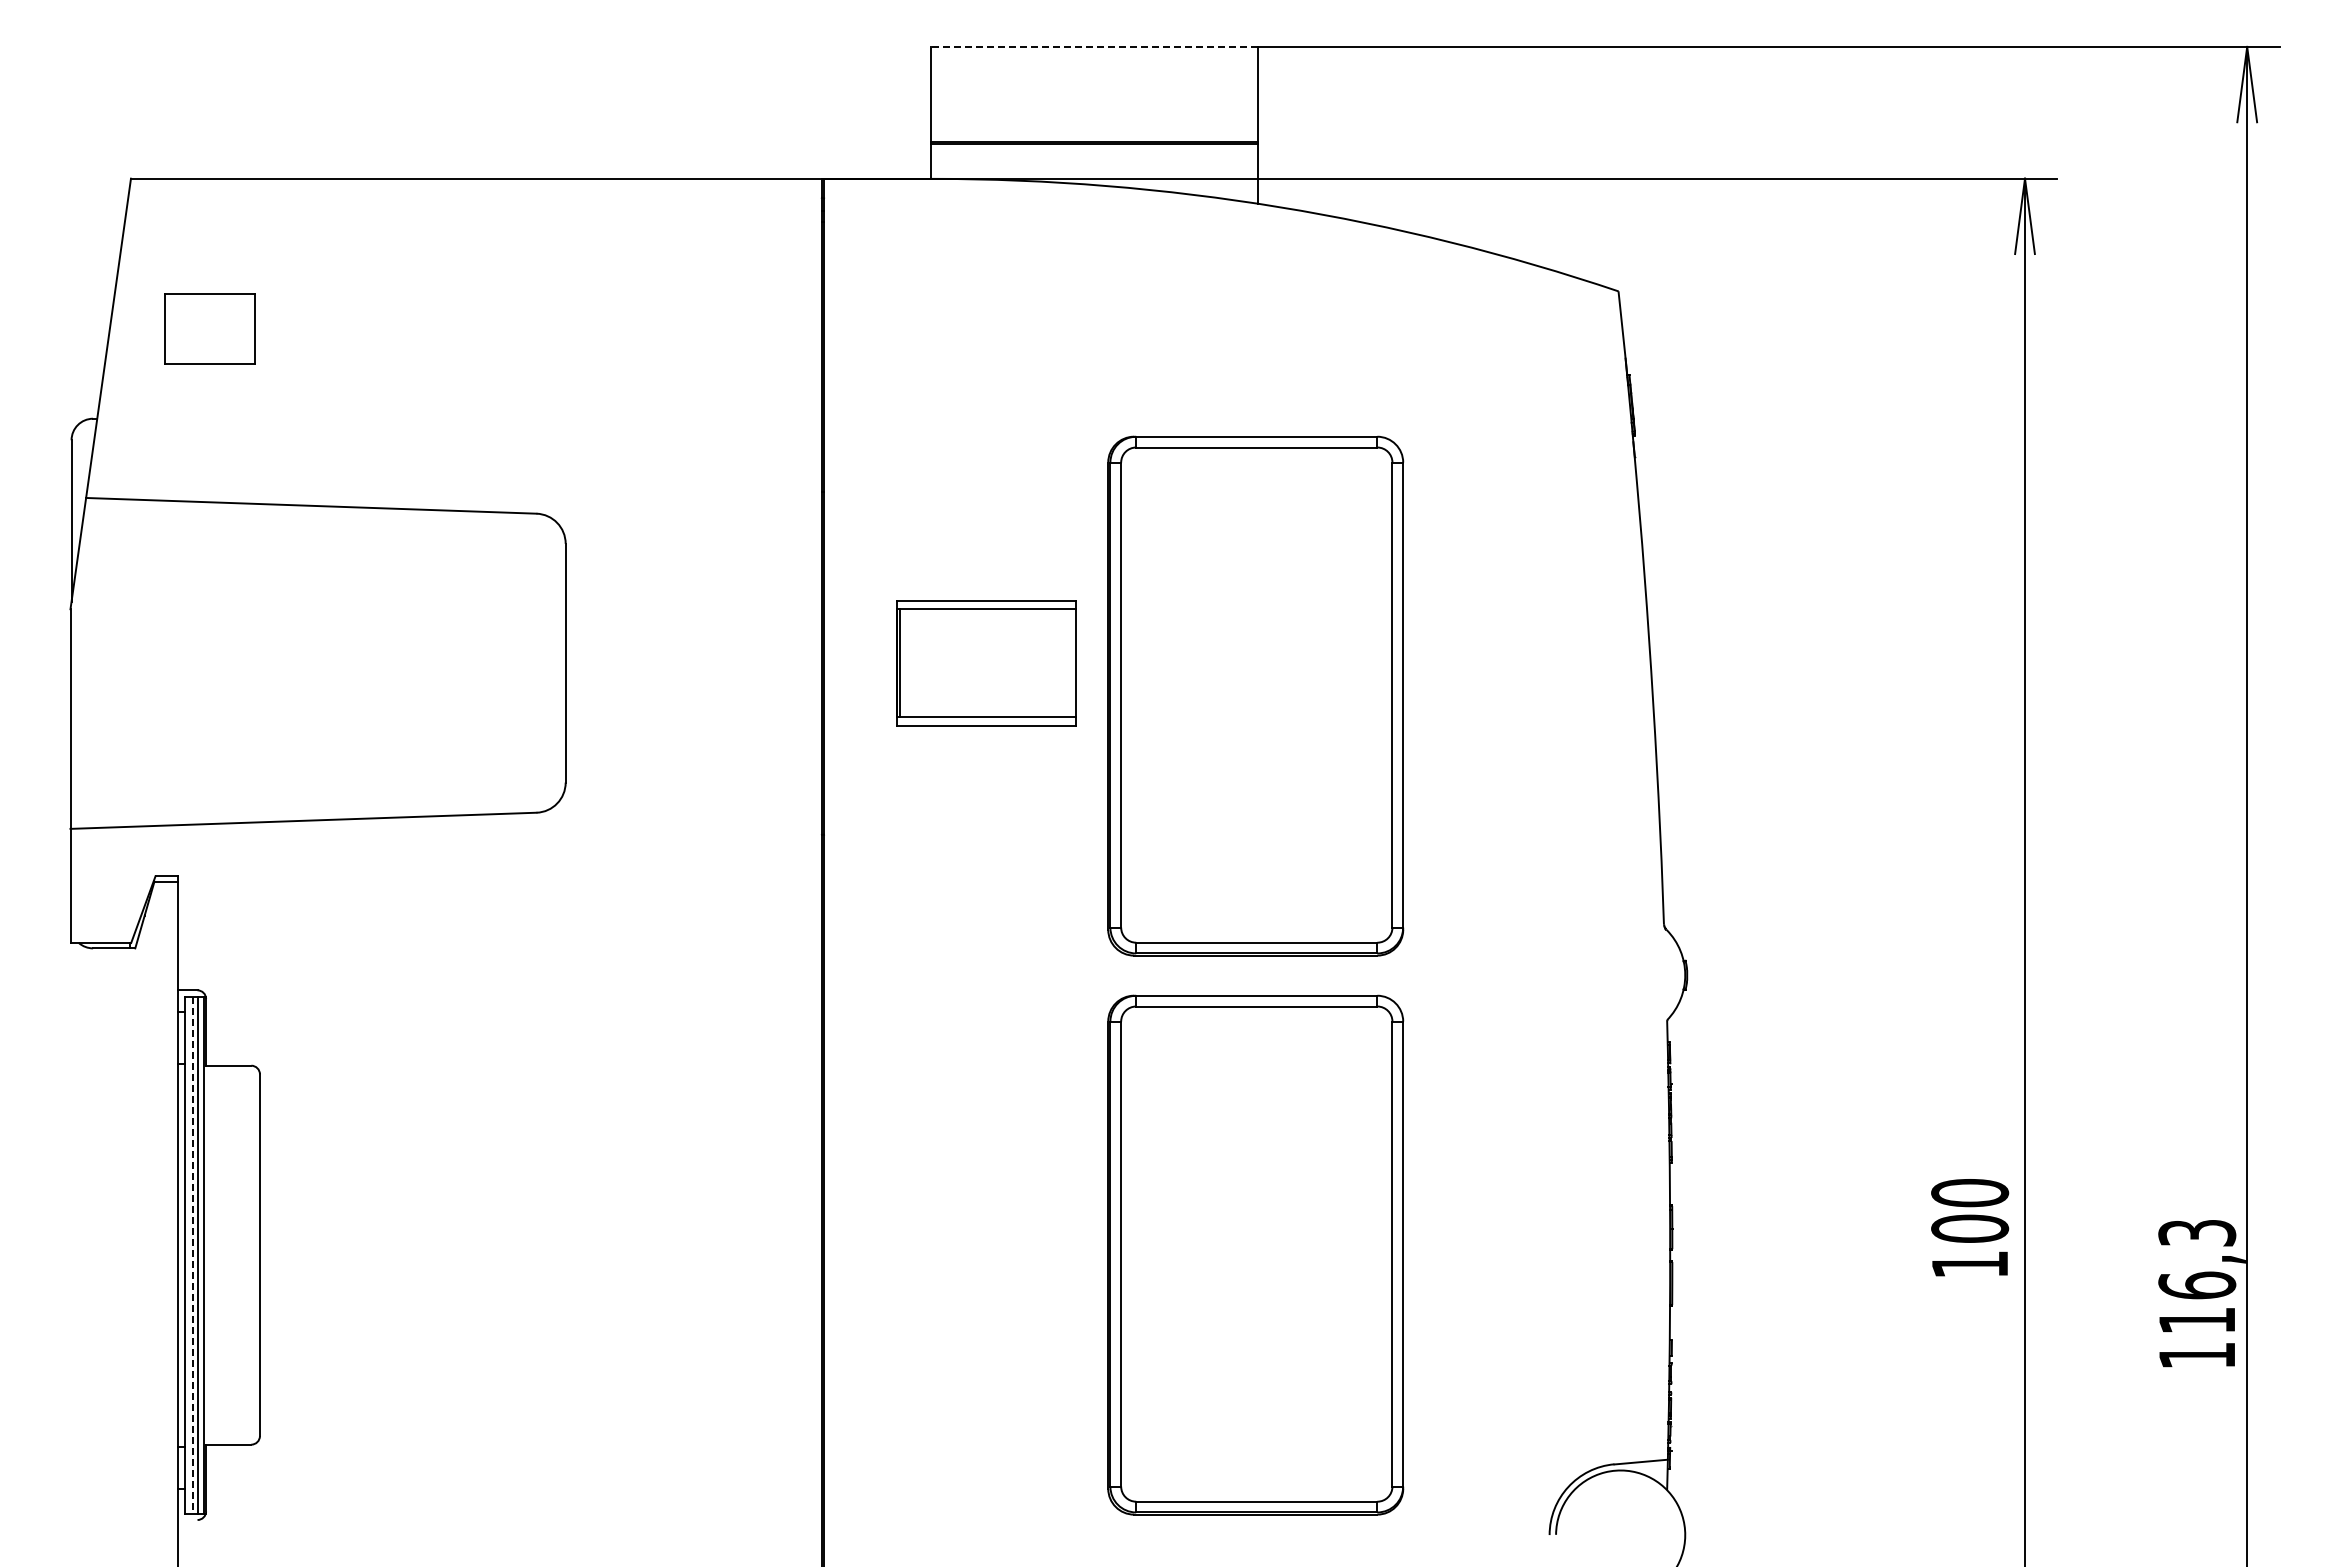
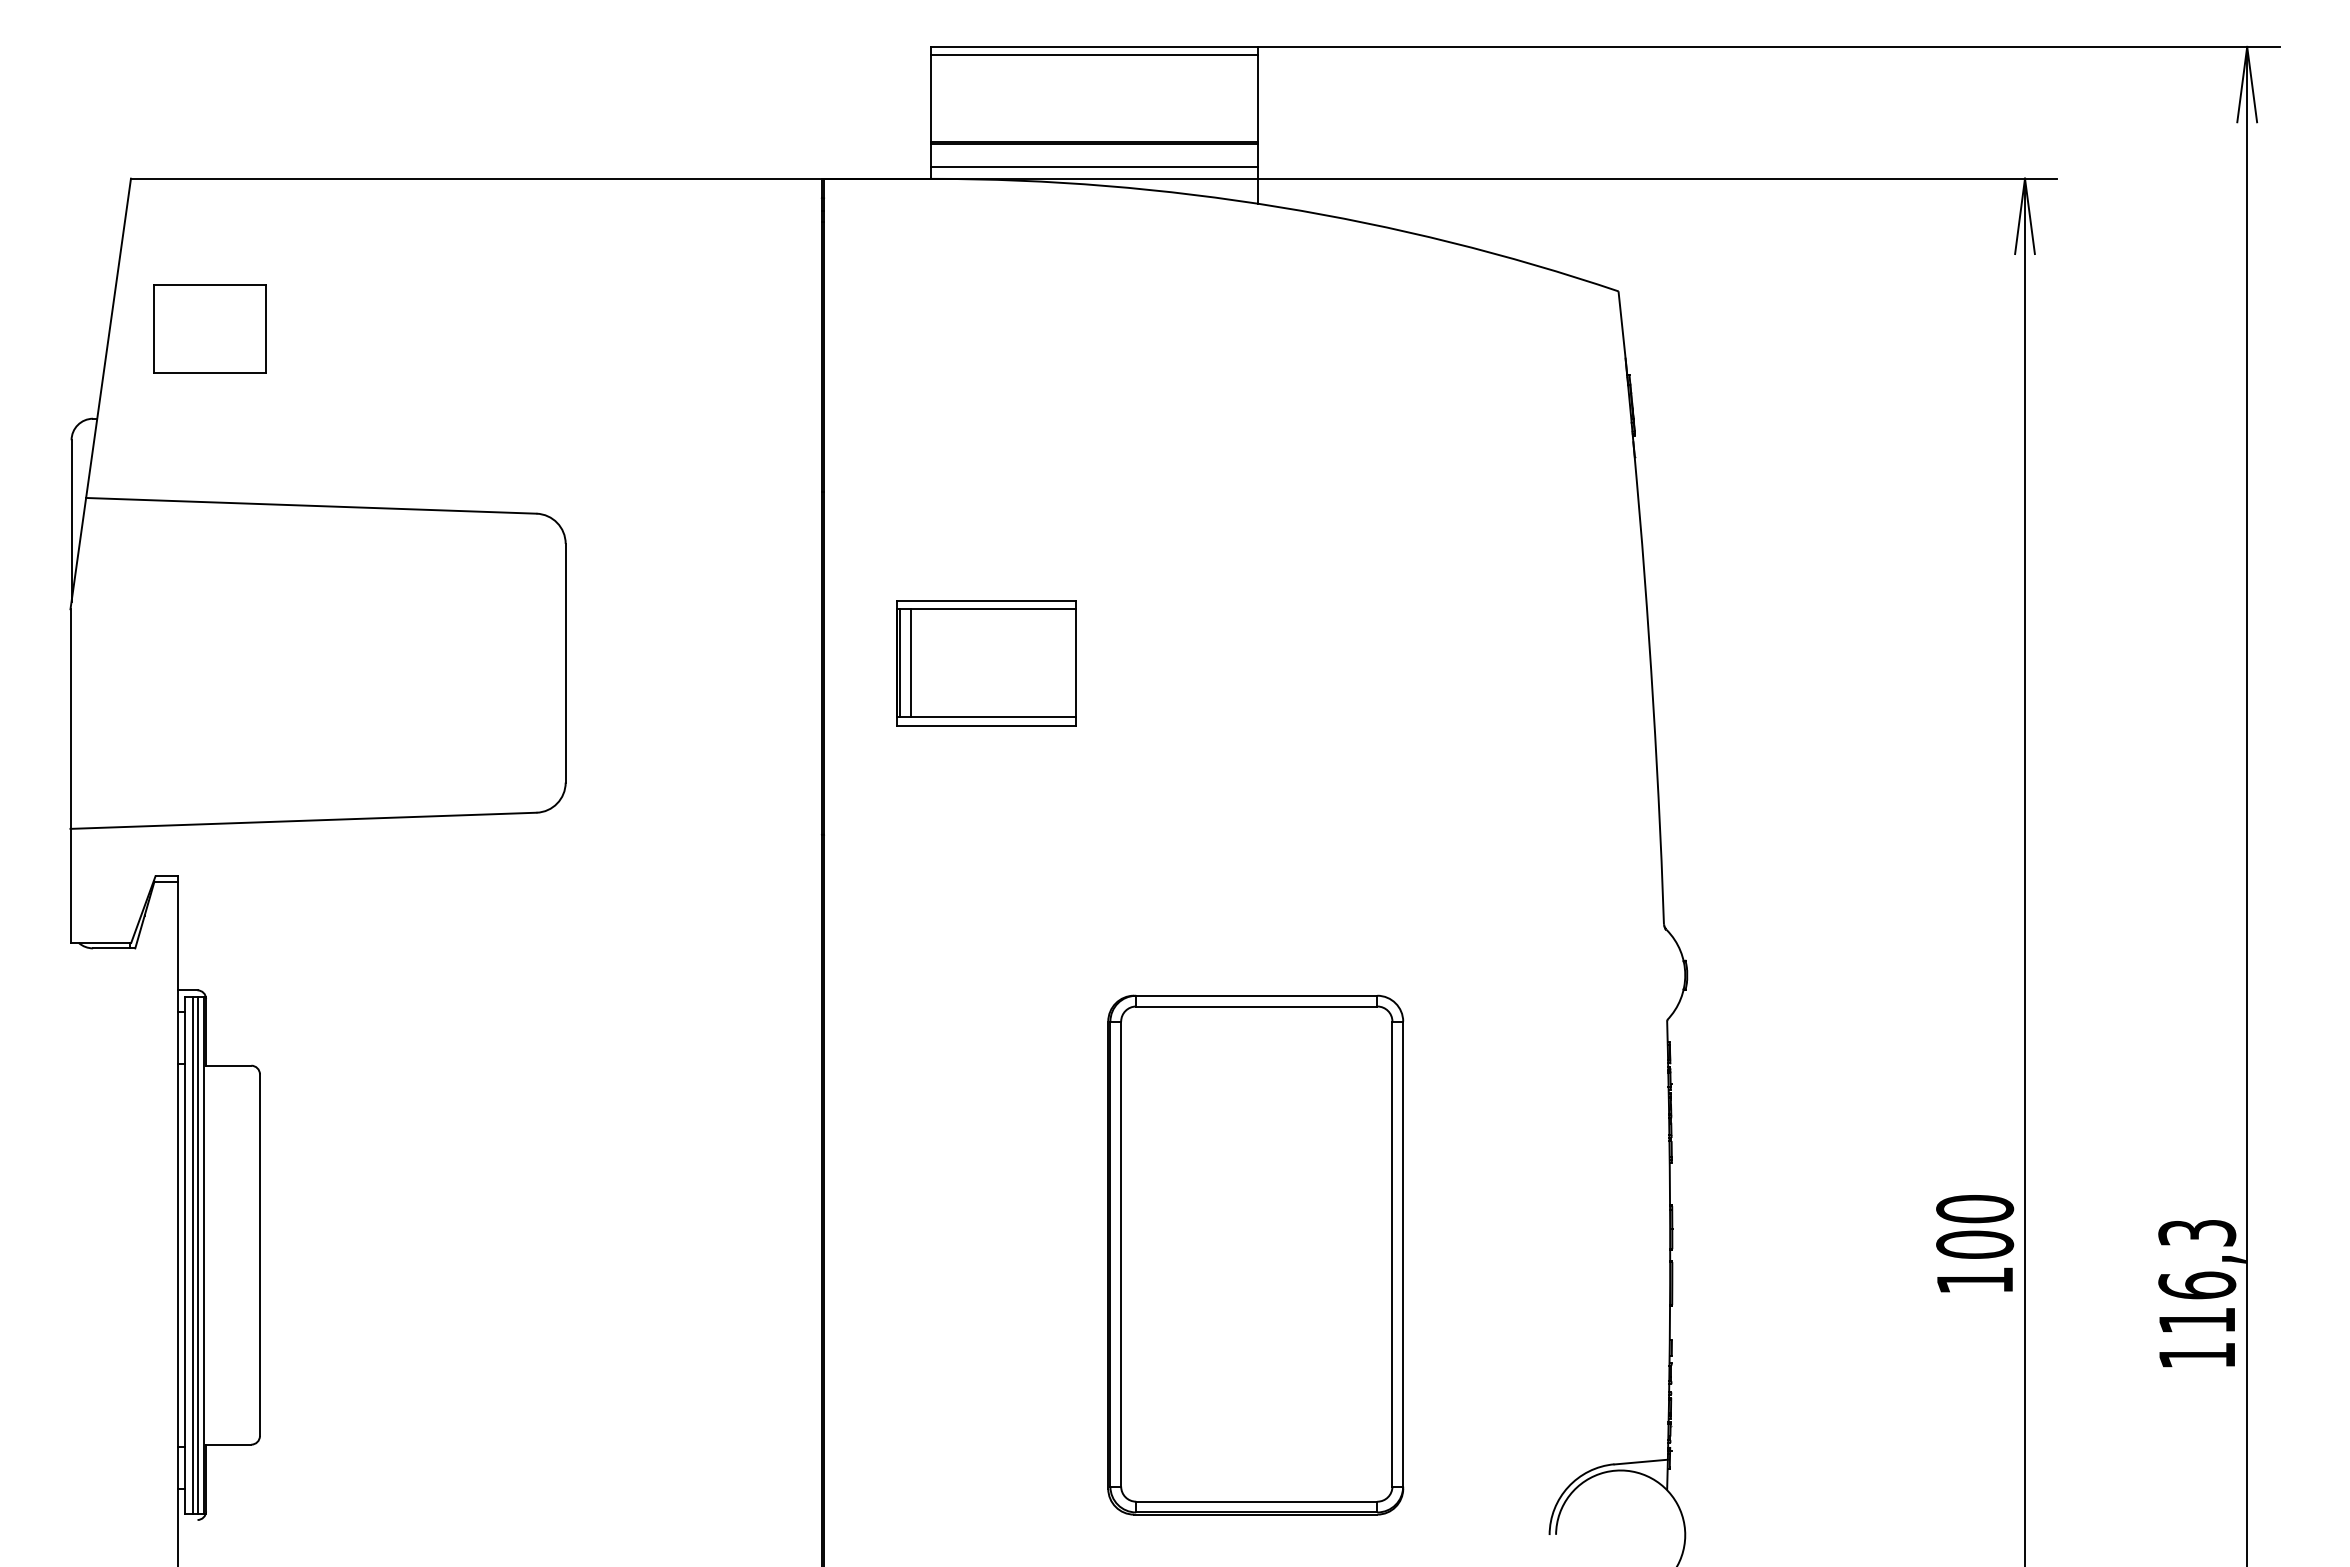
line: dashed -> solid (1094, 46)
line: none -> present (1094, 54)
line: none -> present (1094, 167)
part size: 92x72 px -> 114x90 px (209, 328)
line: none -> present (911, 662)
part: present -> none (1255, 695)
text position: (1970, 1227) -> (1975, 1243) (1975, 1243)
line: dashed -> solid (193, 1255)
